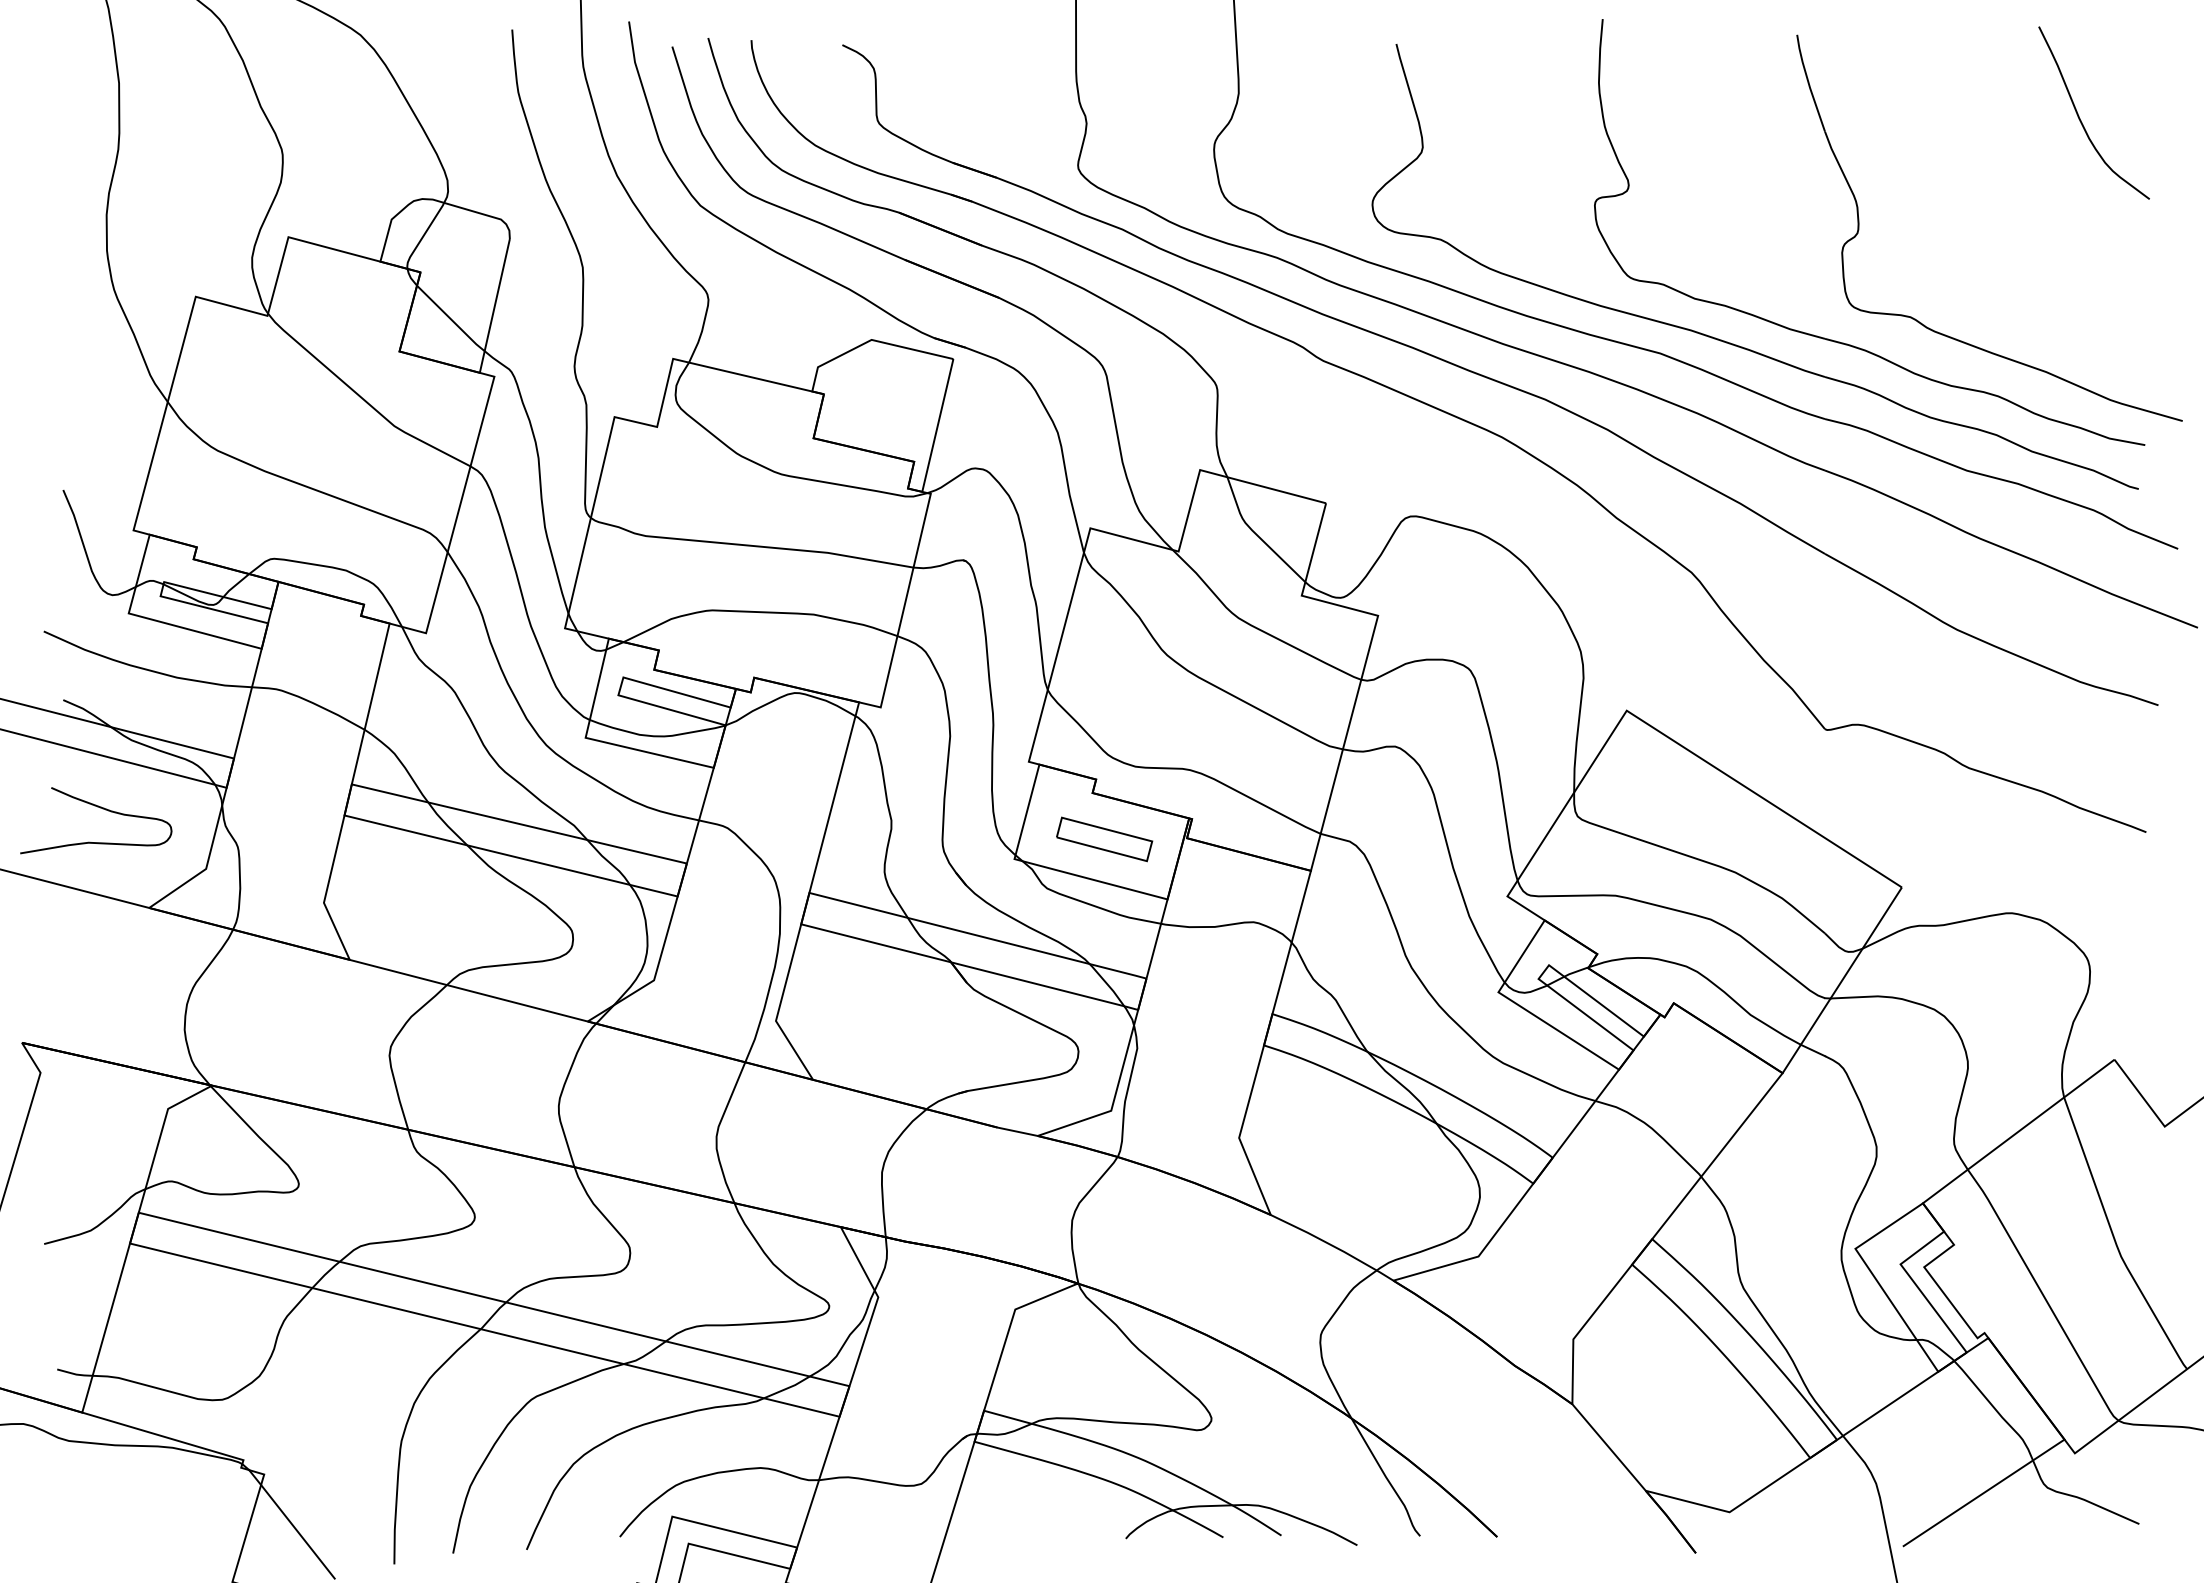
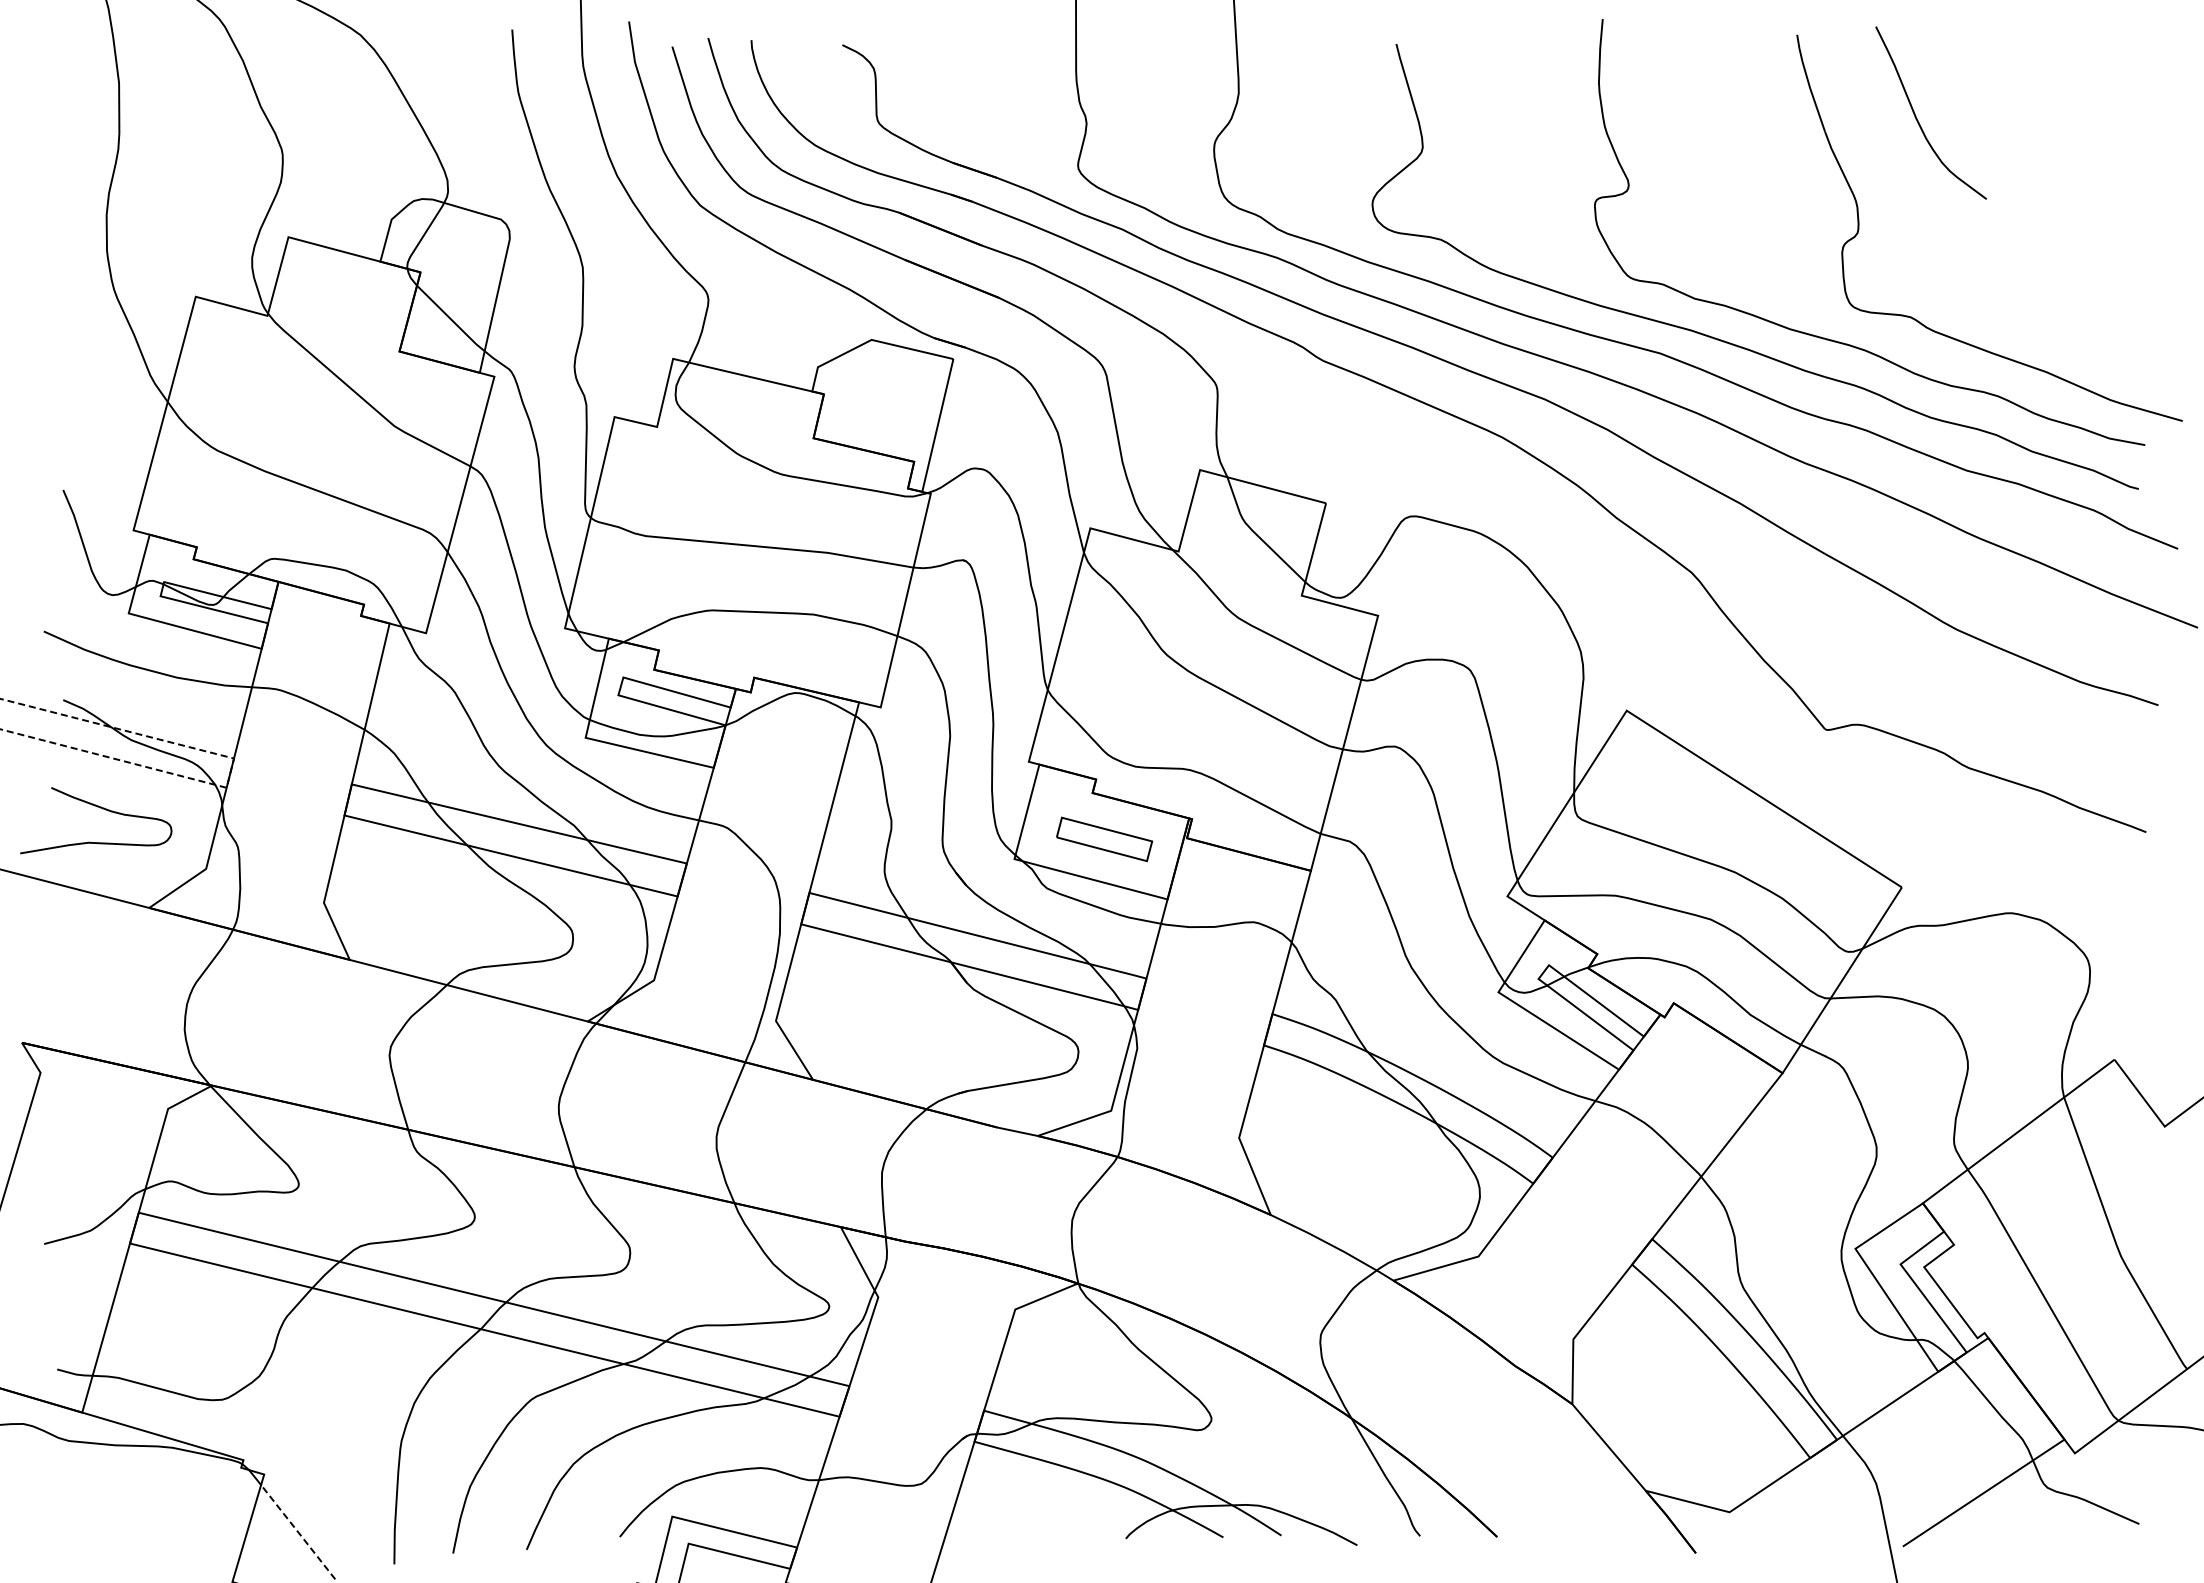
curve position: (2079, 115) -> (1916, 115) (1916, 115)
line: solid -> dashed (231, 769)
line: solid -> dashed (297, 1531)
